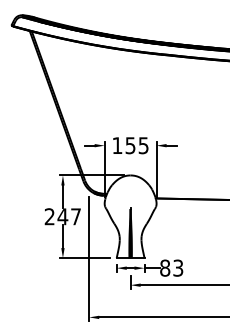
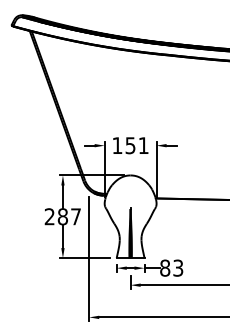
text: 155 -> 151 (143, 145)
text: 247 -> 287 (62, 216)
